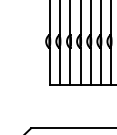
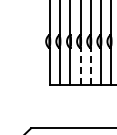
line: solid -> dashed (80, 66)
line: solid -> dashed (90, 66)
